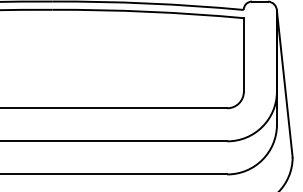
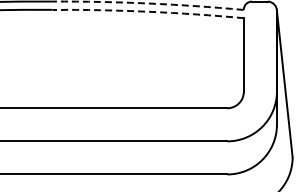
arc: solid -> dashed (148, 3)
arc: solid -> dashed (148, 11)
